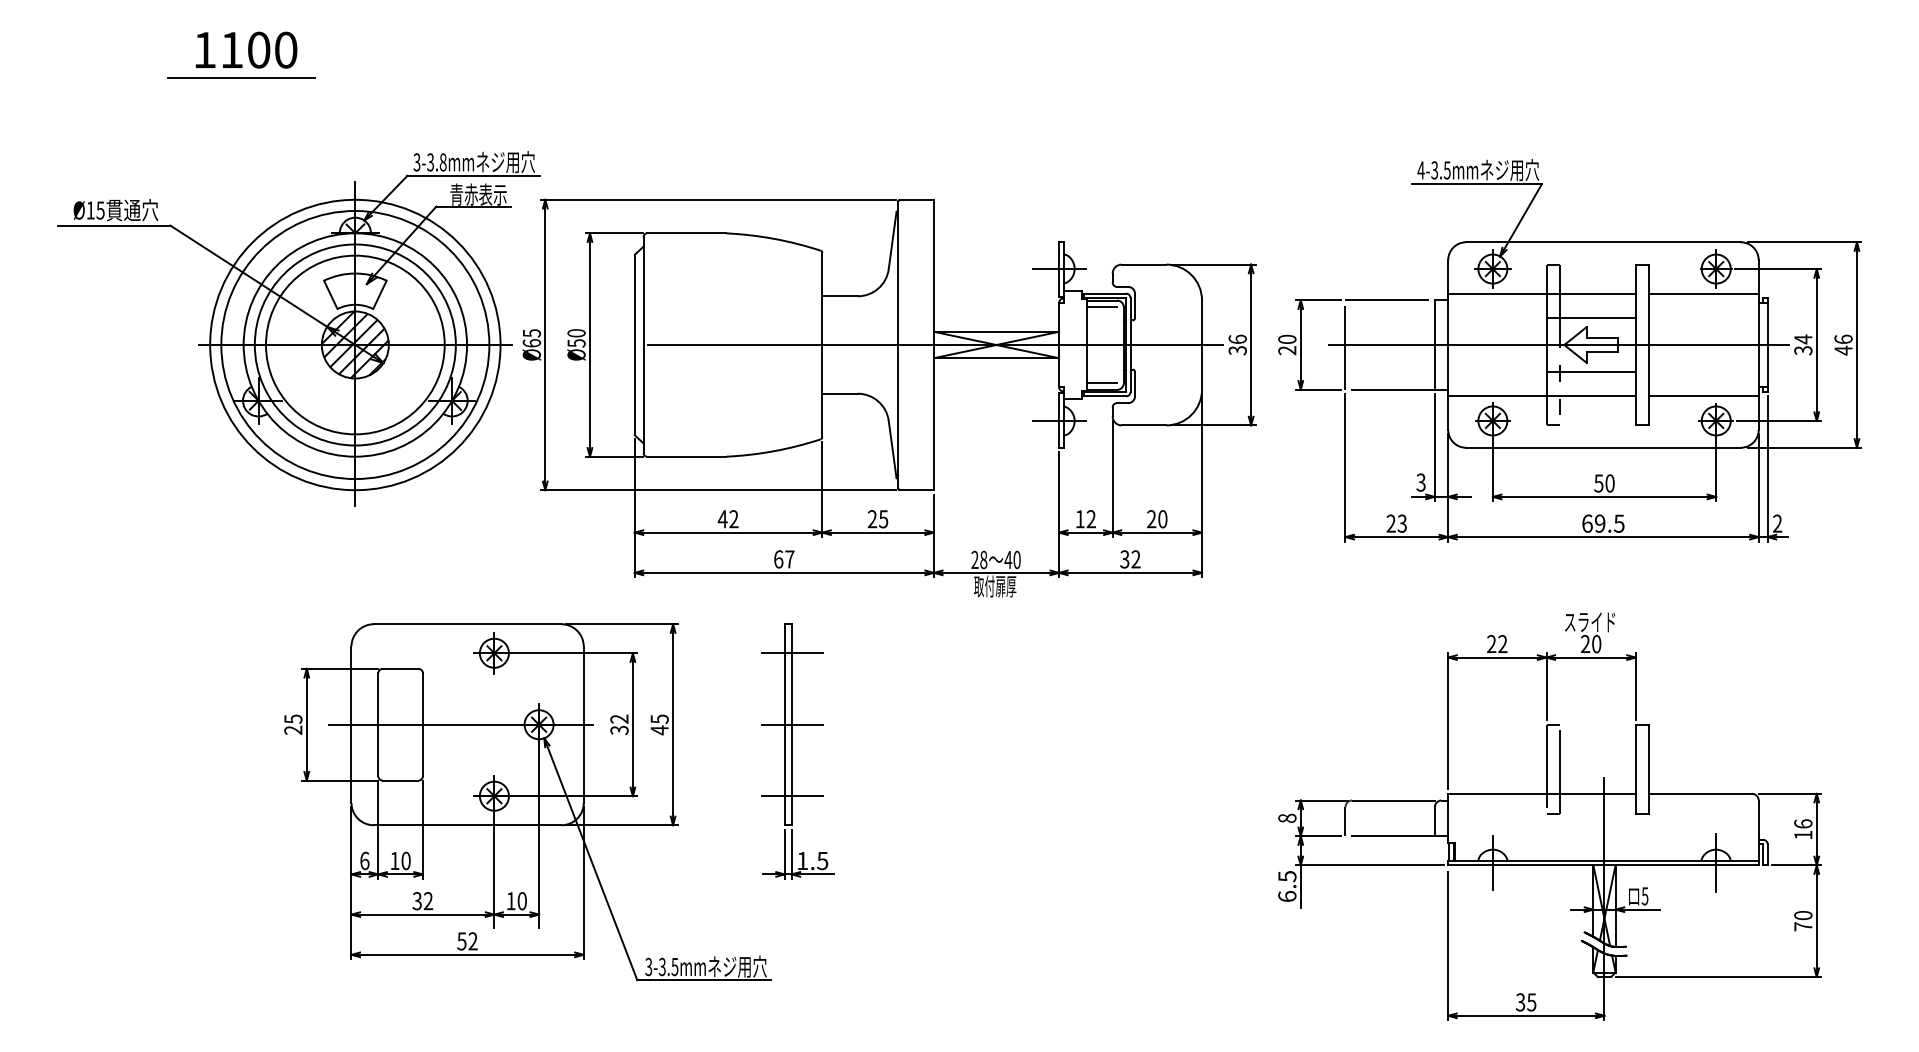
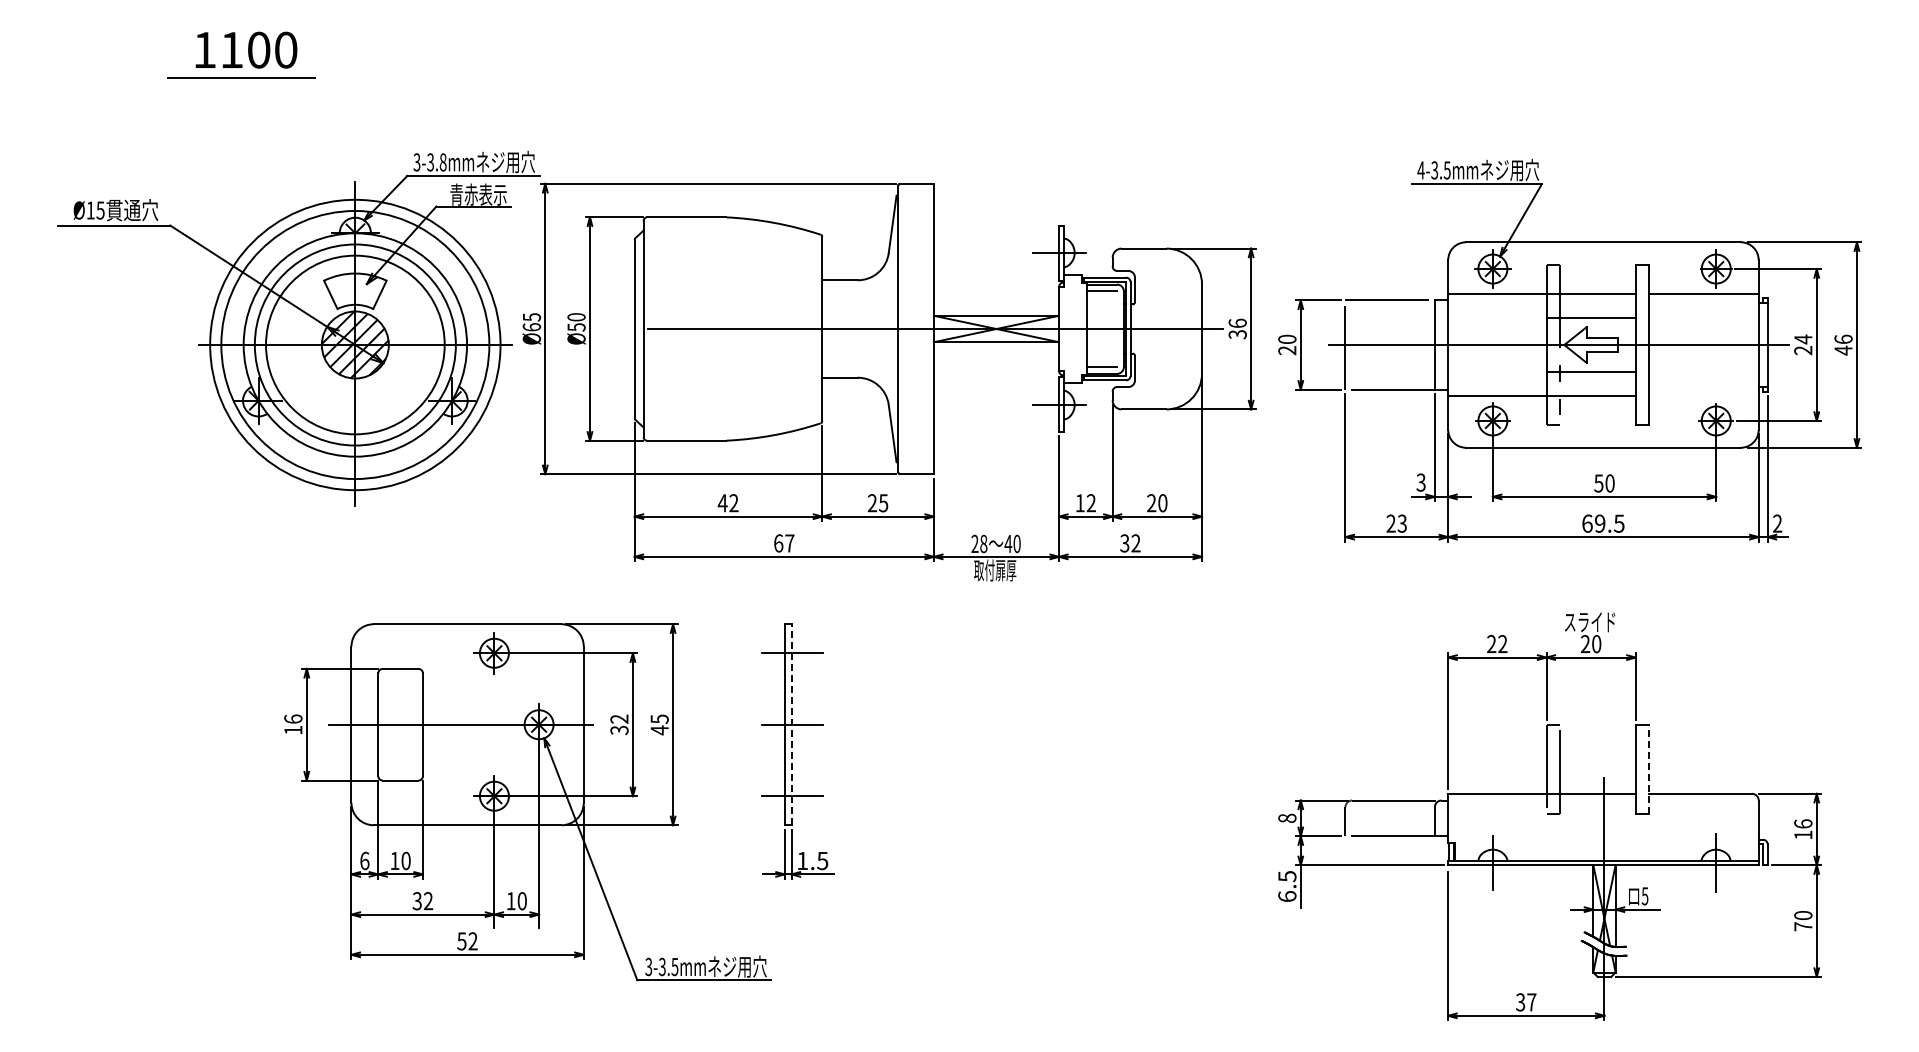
text: 34 -> 24 (1803, 350)
line: present -> none (1703, 396)
part position: (889, 397) -> (889, 381) (889, 381)
text: 25 -> 16 (293, 724)
line: solid -> dashed (791, 724)
line: solid -> dashed (1649, 769)
text: 35 -> 37 (1531, 1002)
